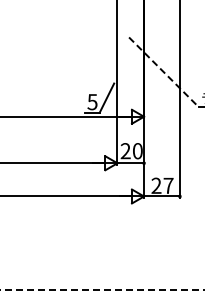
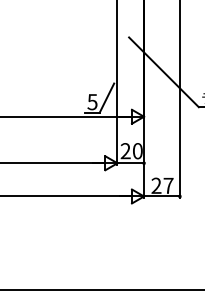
line: dashed -> solid (164, 72)
line: dashed -> solid (102, 289)
